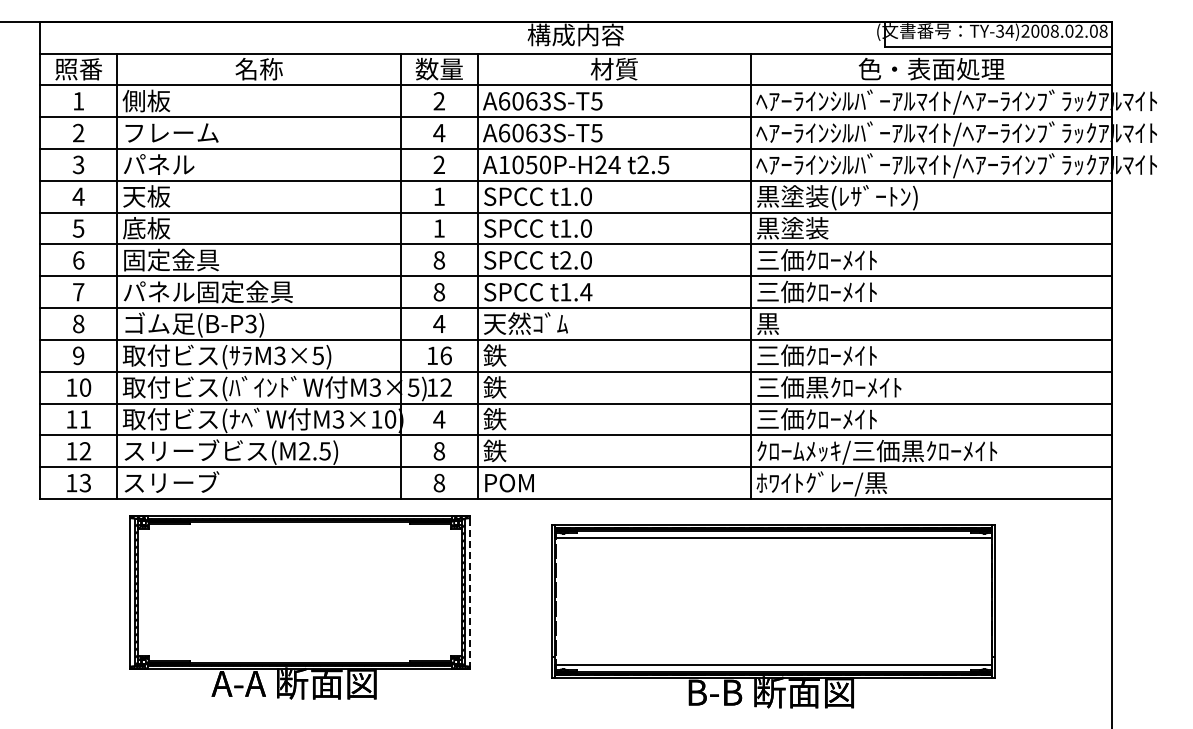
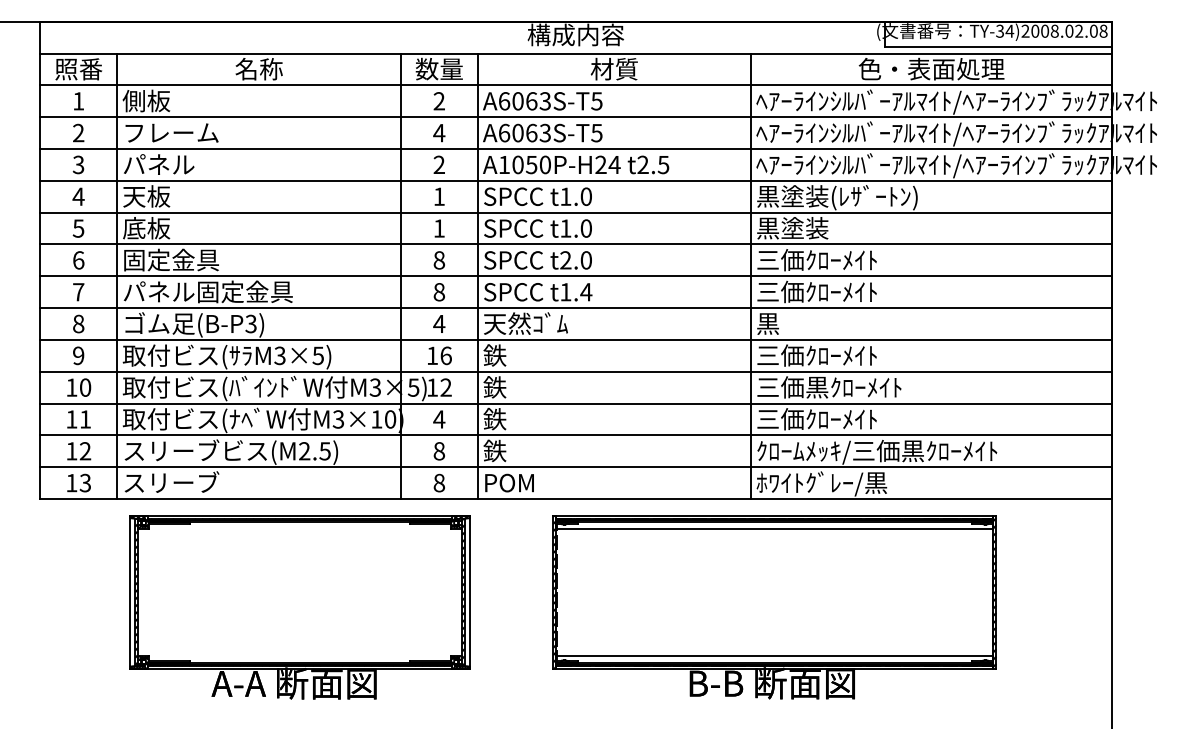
line: dashed -> solid (470, 592)
part position: (773, 616) -> (774, 607) (774, 607)
